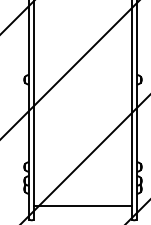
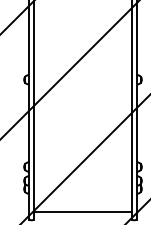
line position: (82, 206) -> (82, 212) (82, 212)
